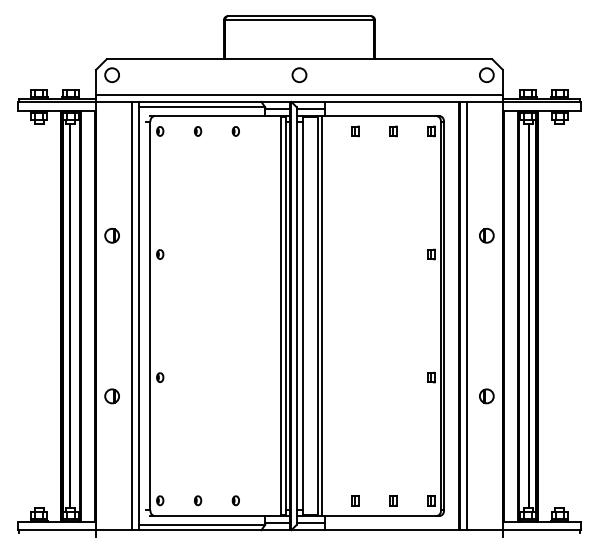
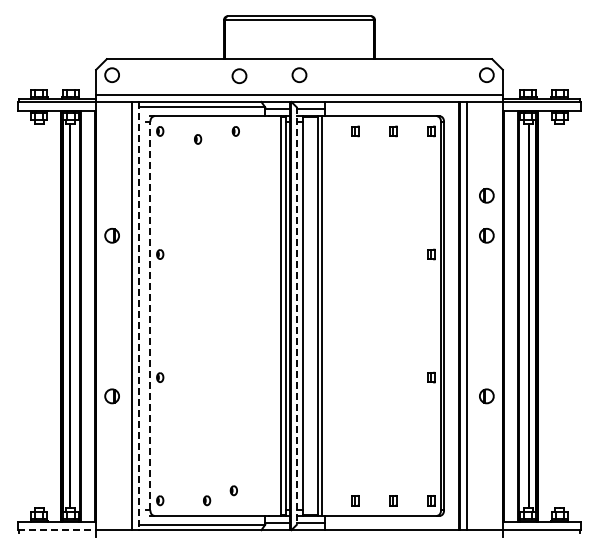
circle: none -> present (239, 75)
part position: (198, 131) -> (198, 139) (198, 139)
part: none -> present (486, 195)
line: solid -> dashed (150, 315)
line: solid -> dashed (138, 316)
line: solid -> dashed (296, 316)
part position: (198, 500) -> (207, 500) (207, 500)
part position: (235, 500) -> (233, 490) (233, 490)
line: solid -> dashed (57, 530)
